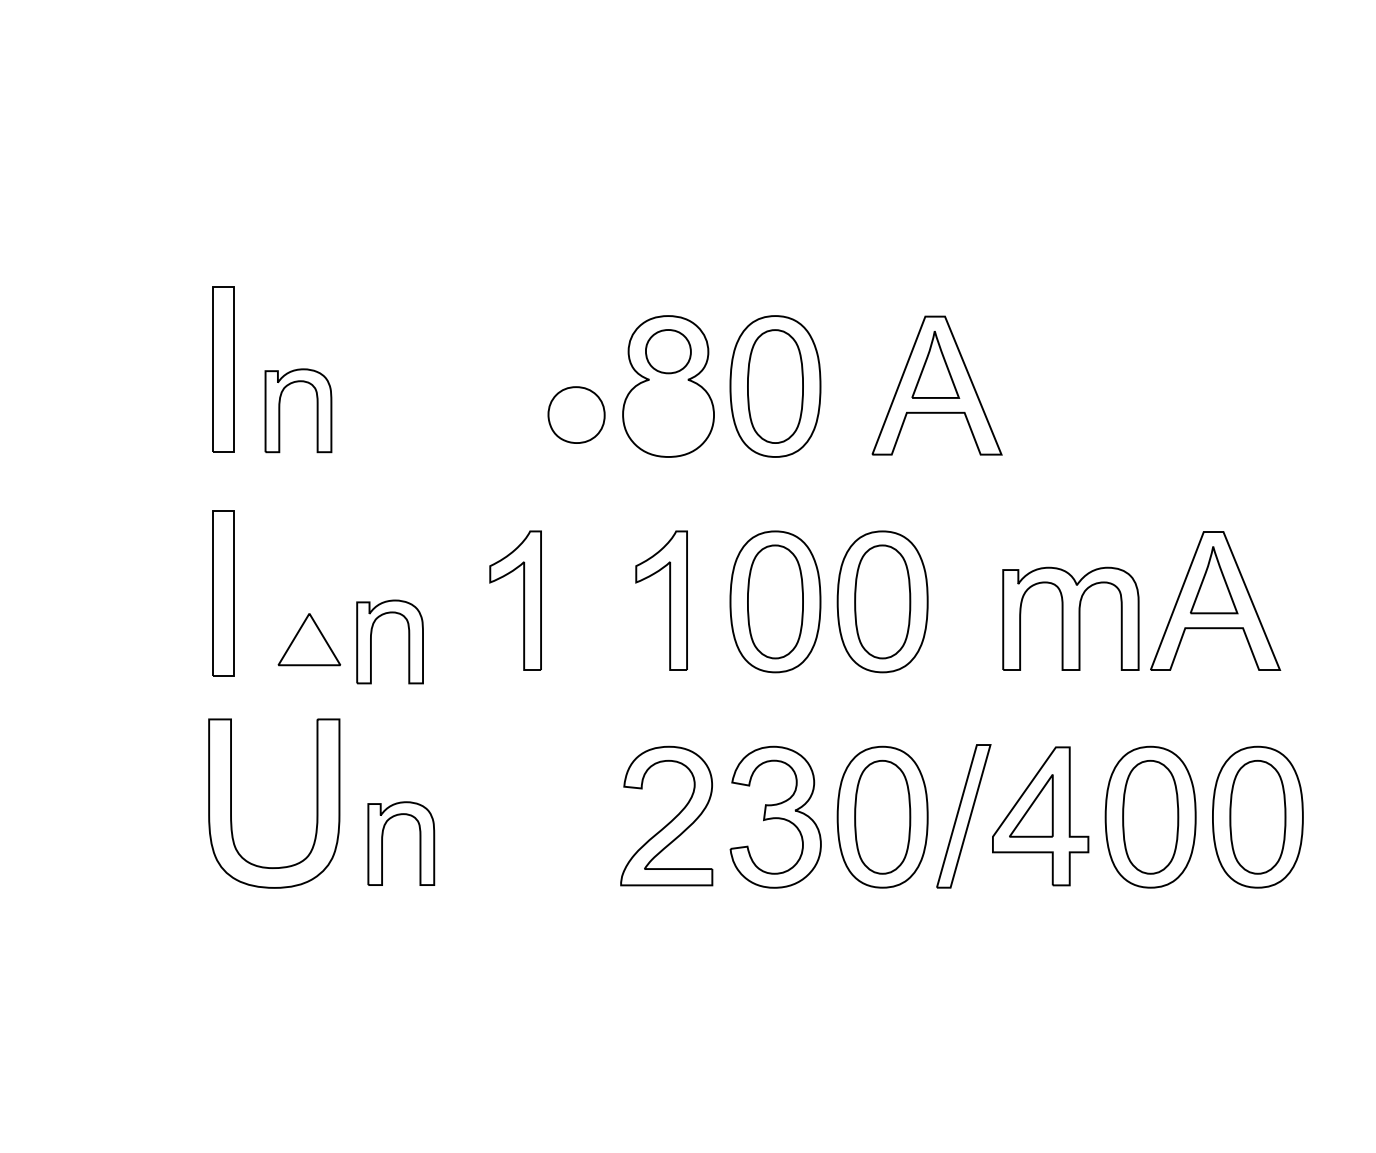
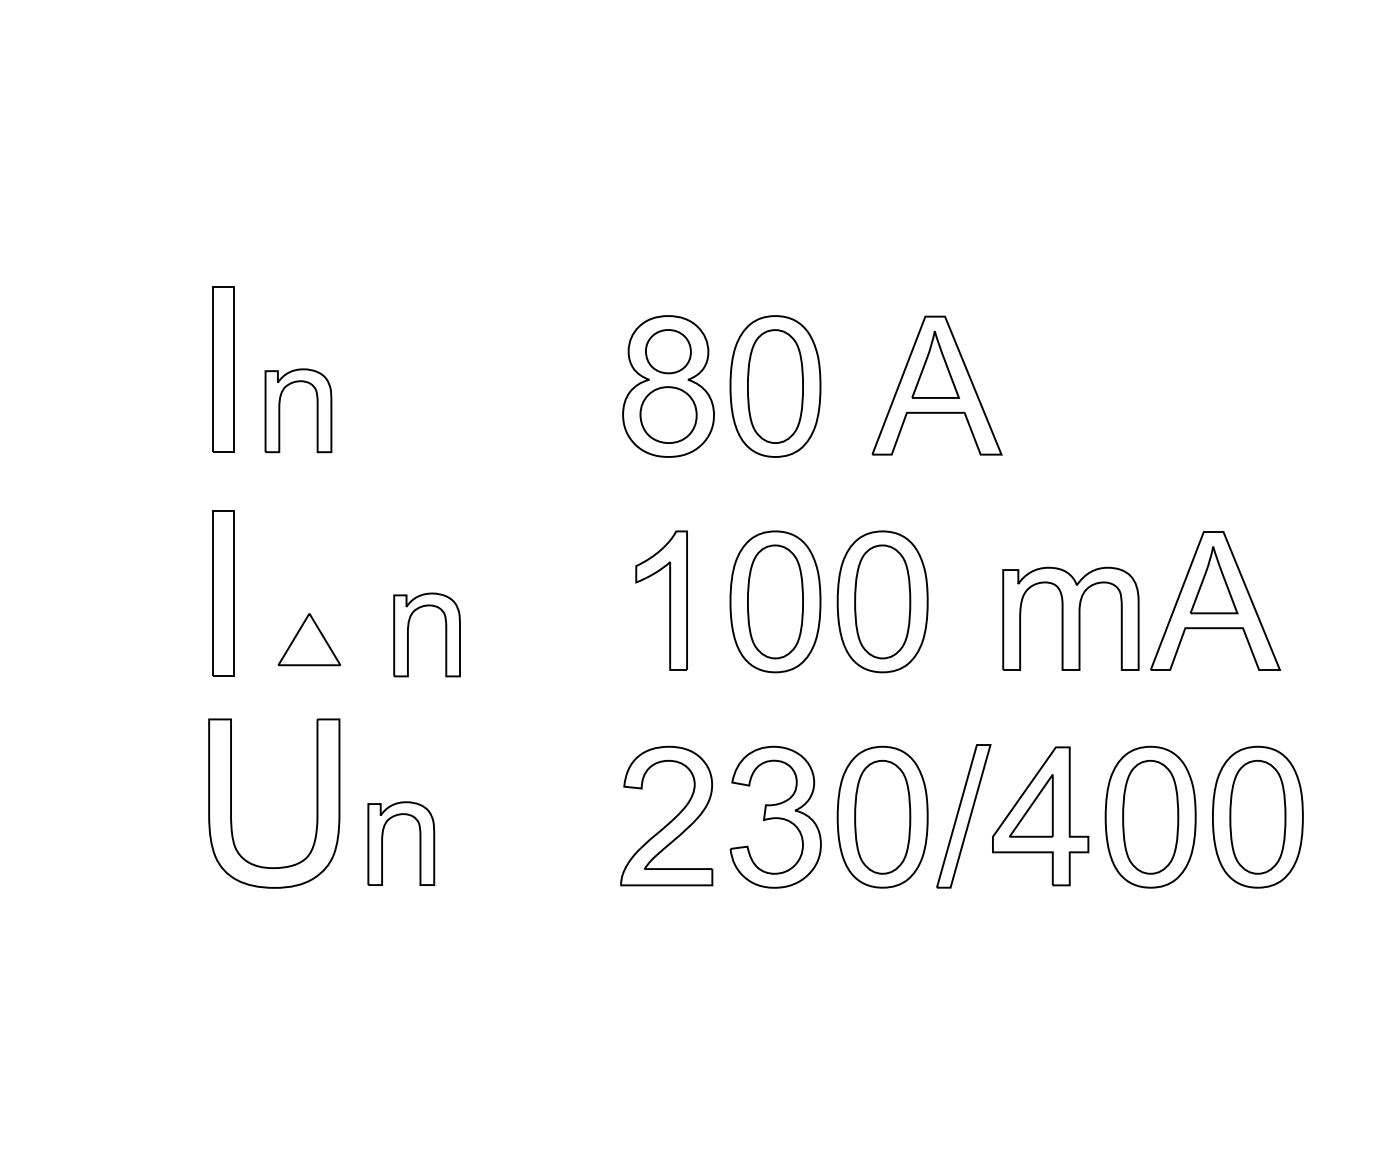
part position: (576, 414) -> (668, 414) (668, 414)
part: present -> none (523, 600)
part position: (371, 641) -> (408, 634) (408, 634)
